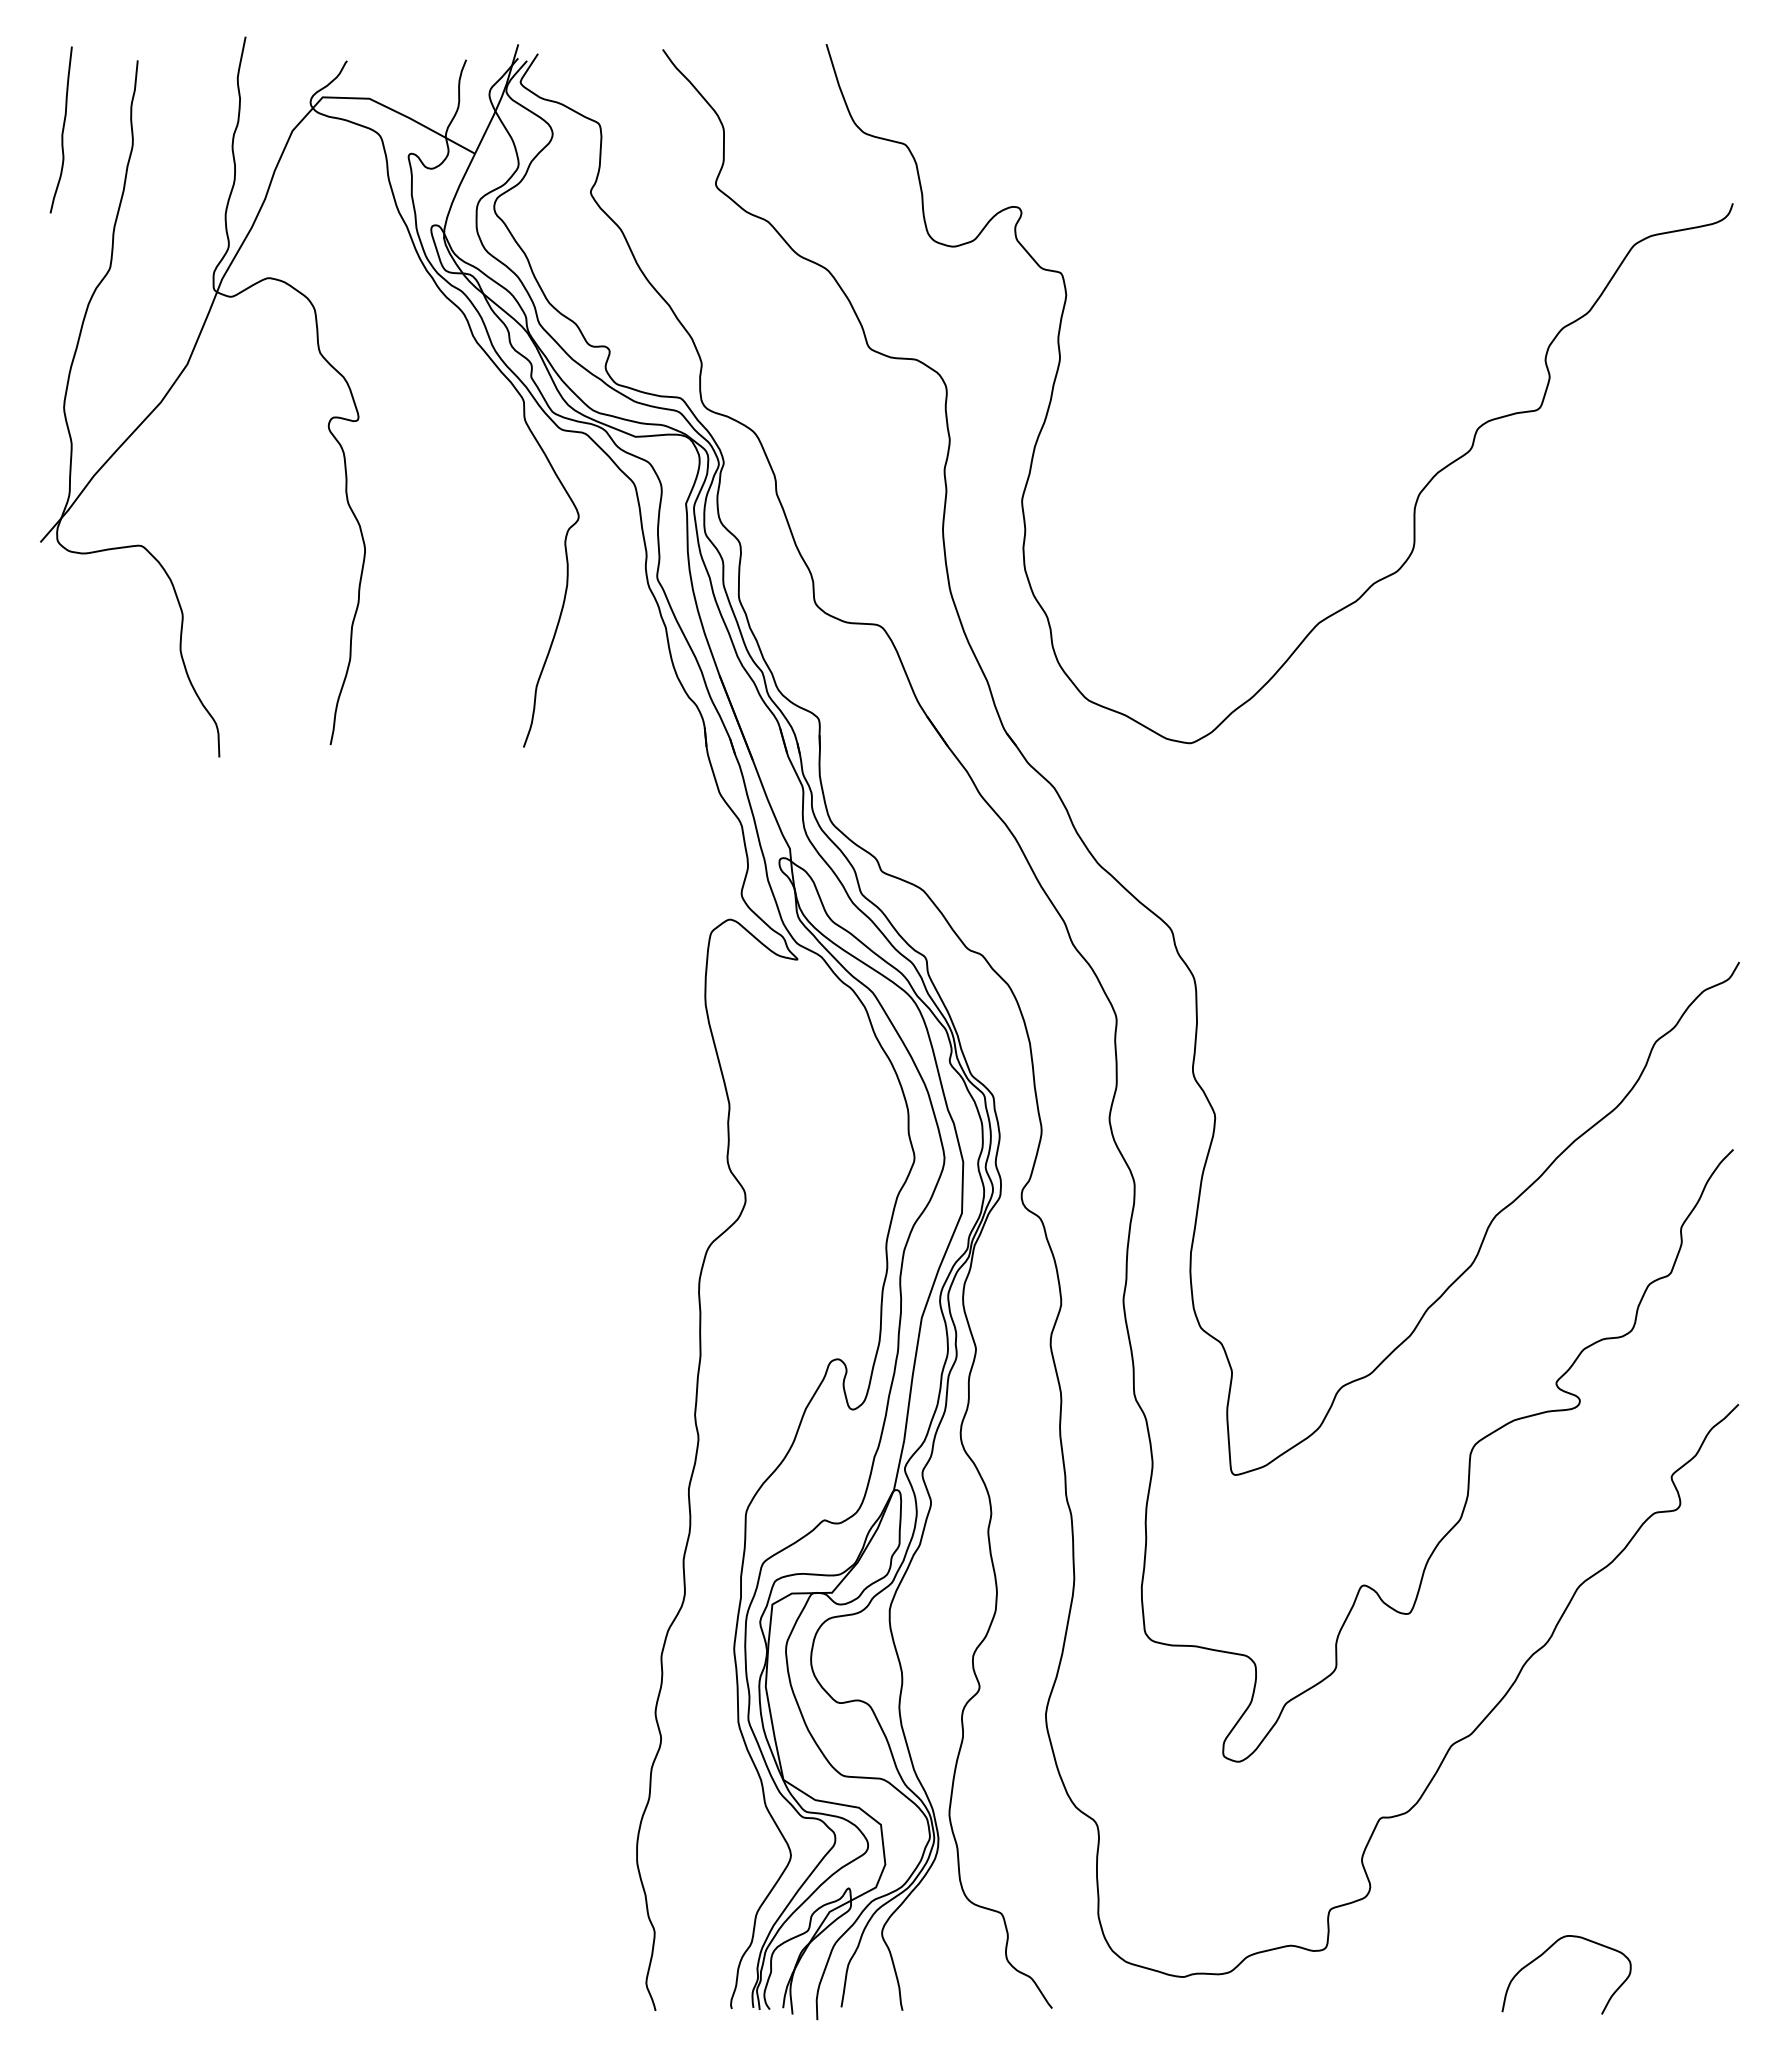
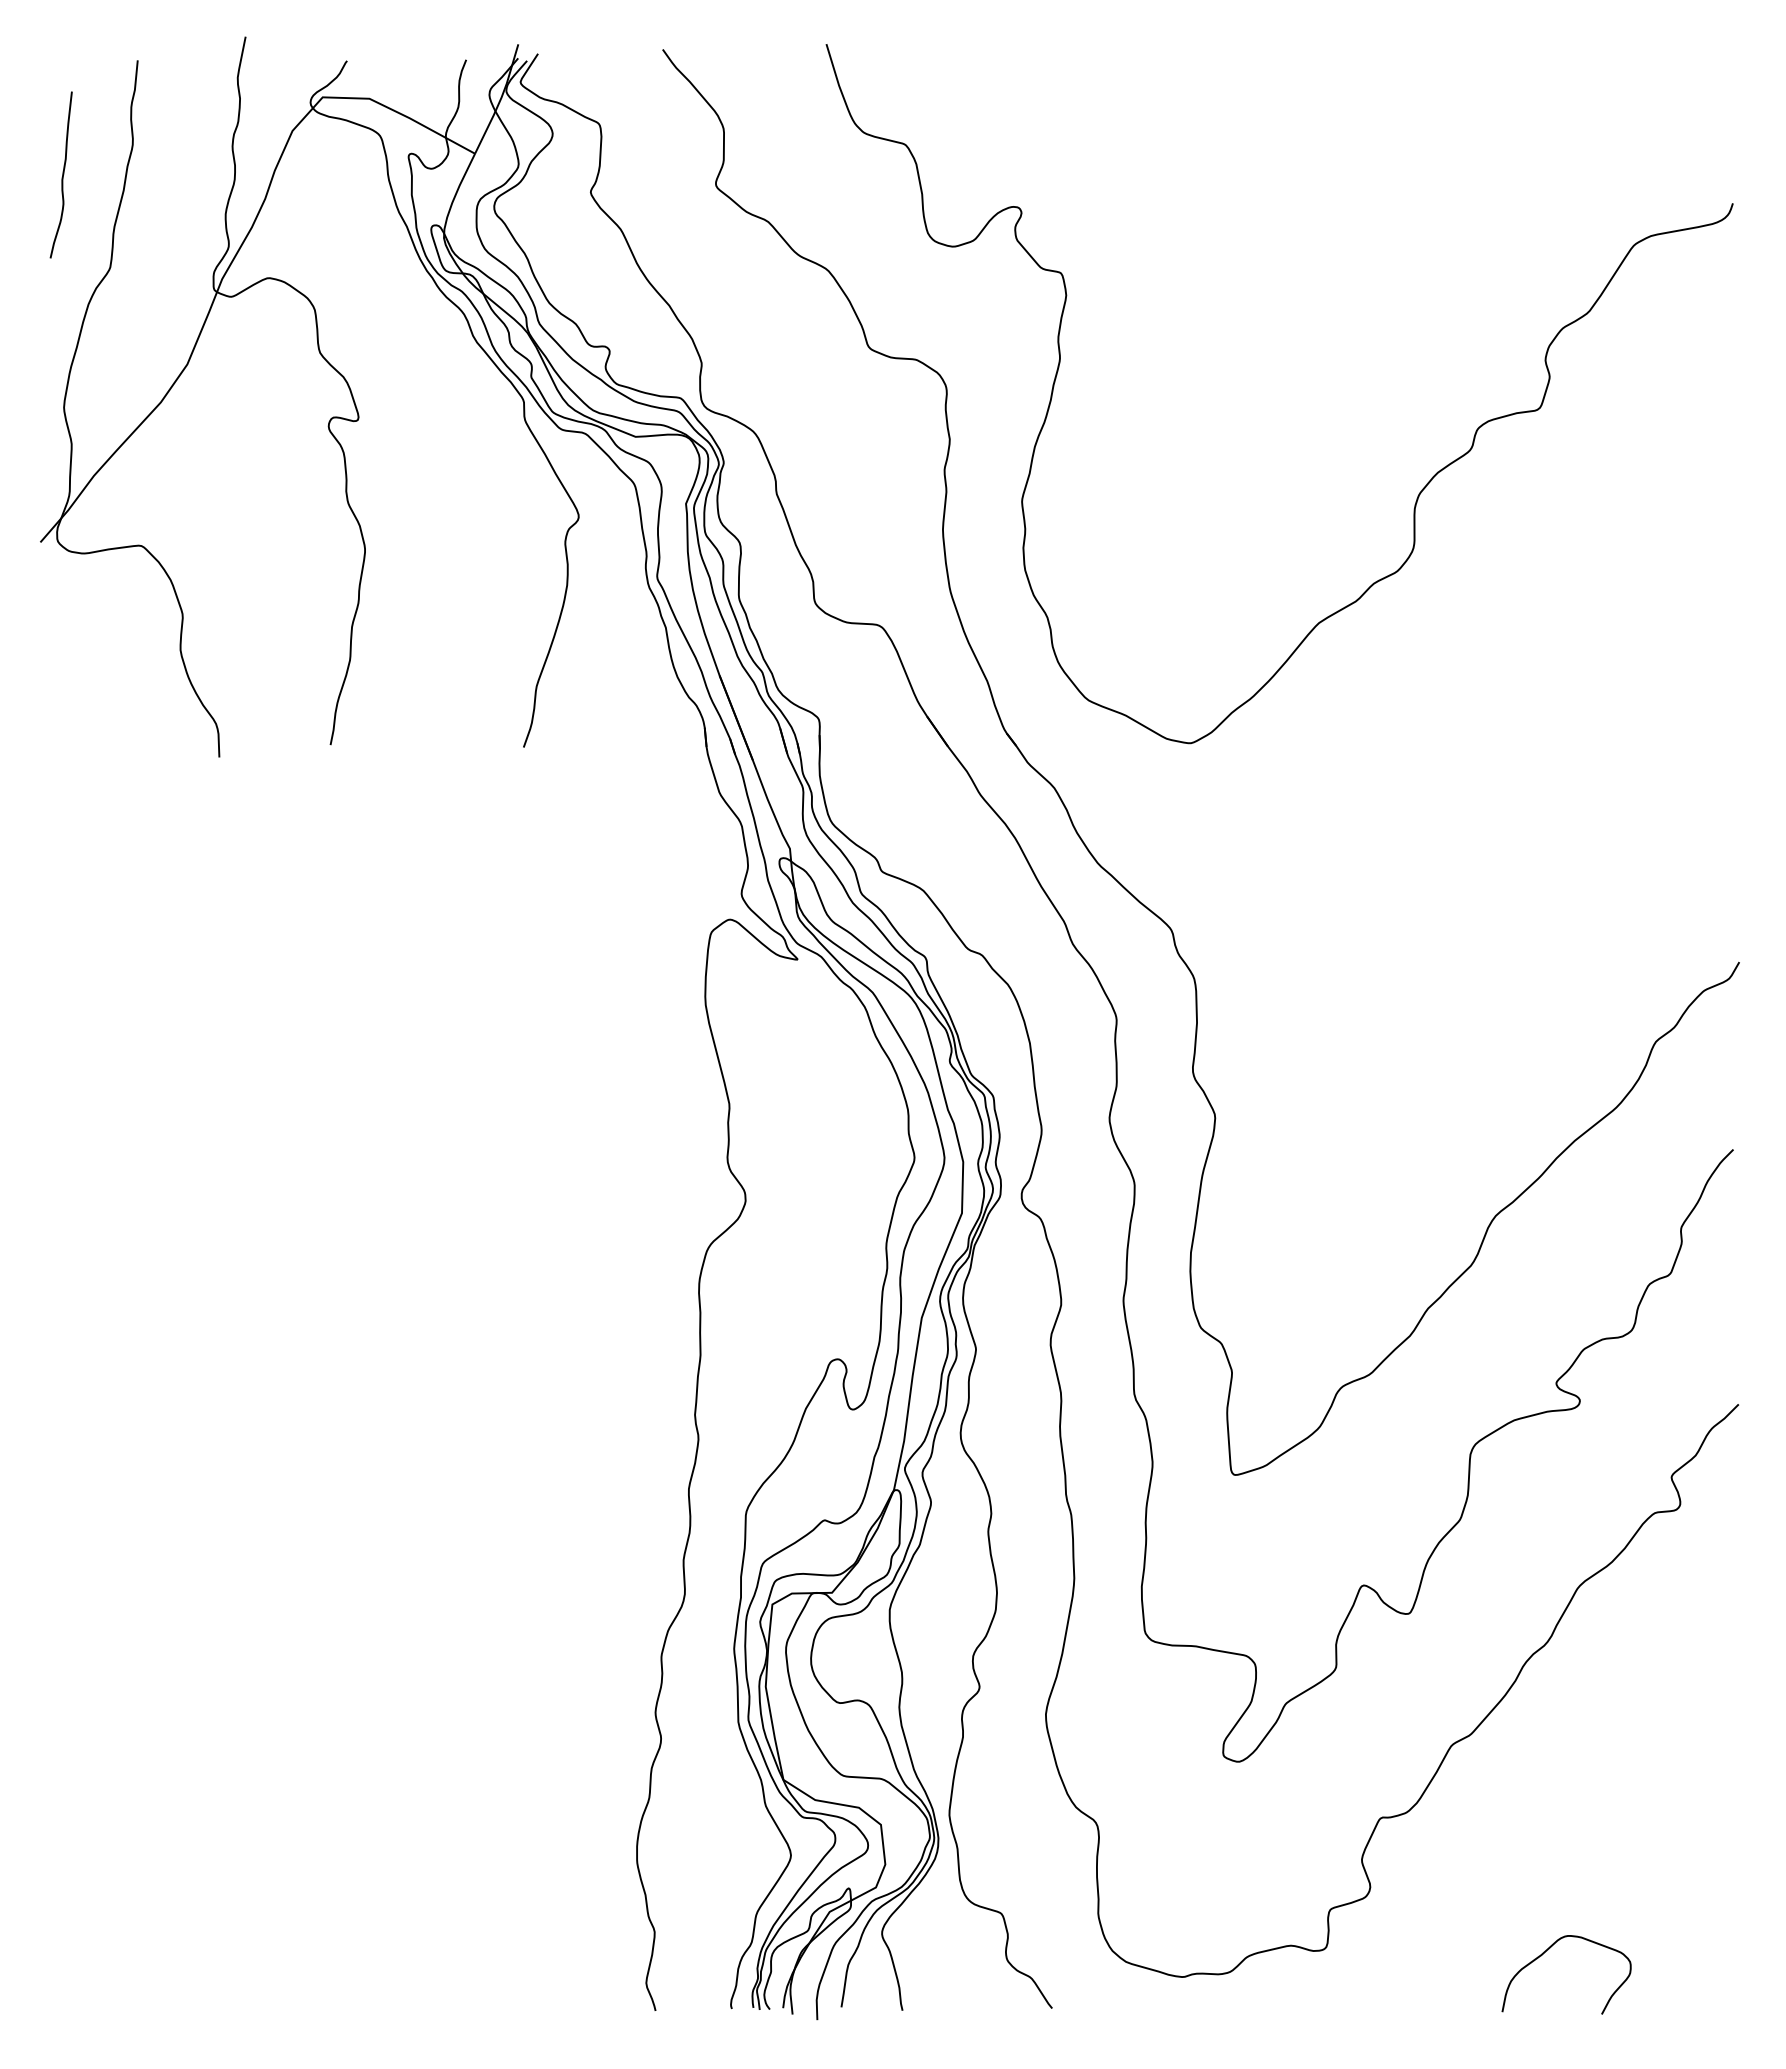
curve position: (62, 129) -> (62, 174) (62, 174)
